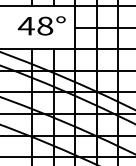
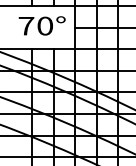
text: 48° -> 70° (35, 26)
